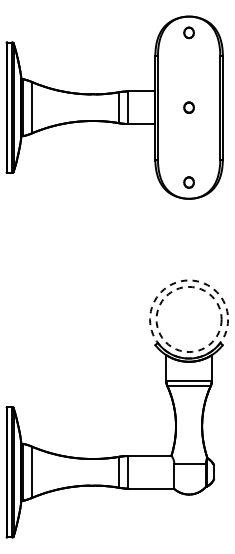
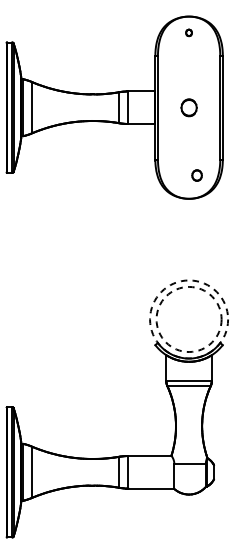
part size: 12x14 px -> 8x10 px (188, 32)
part size: 12x13 px -> 18x20 px (188, 107)
part position: (188, 182) -> (196, 175) (196, 175)
